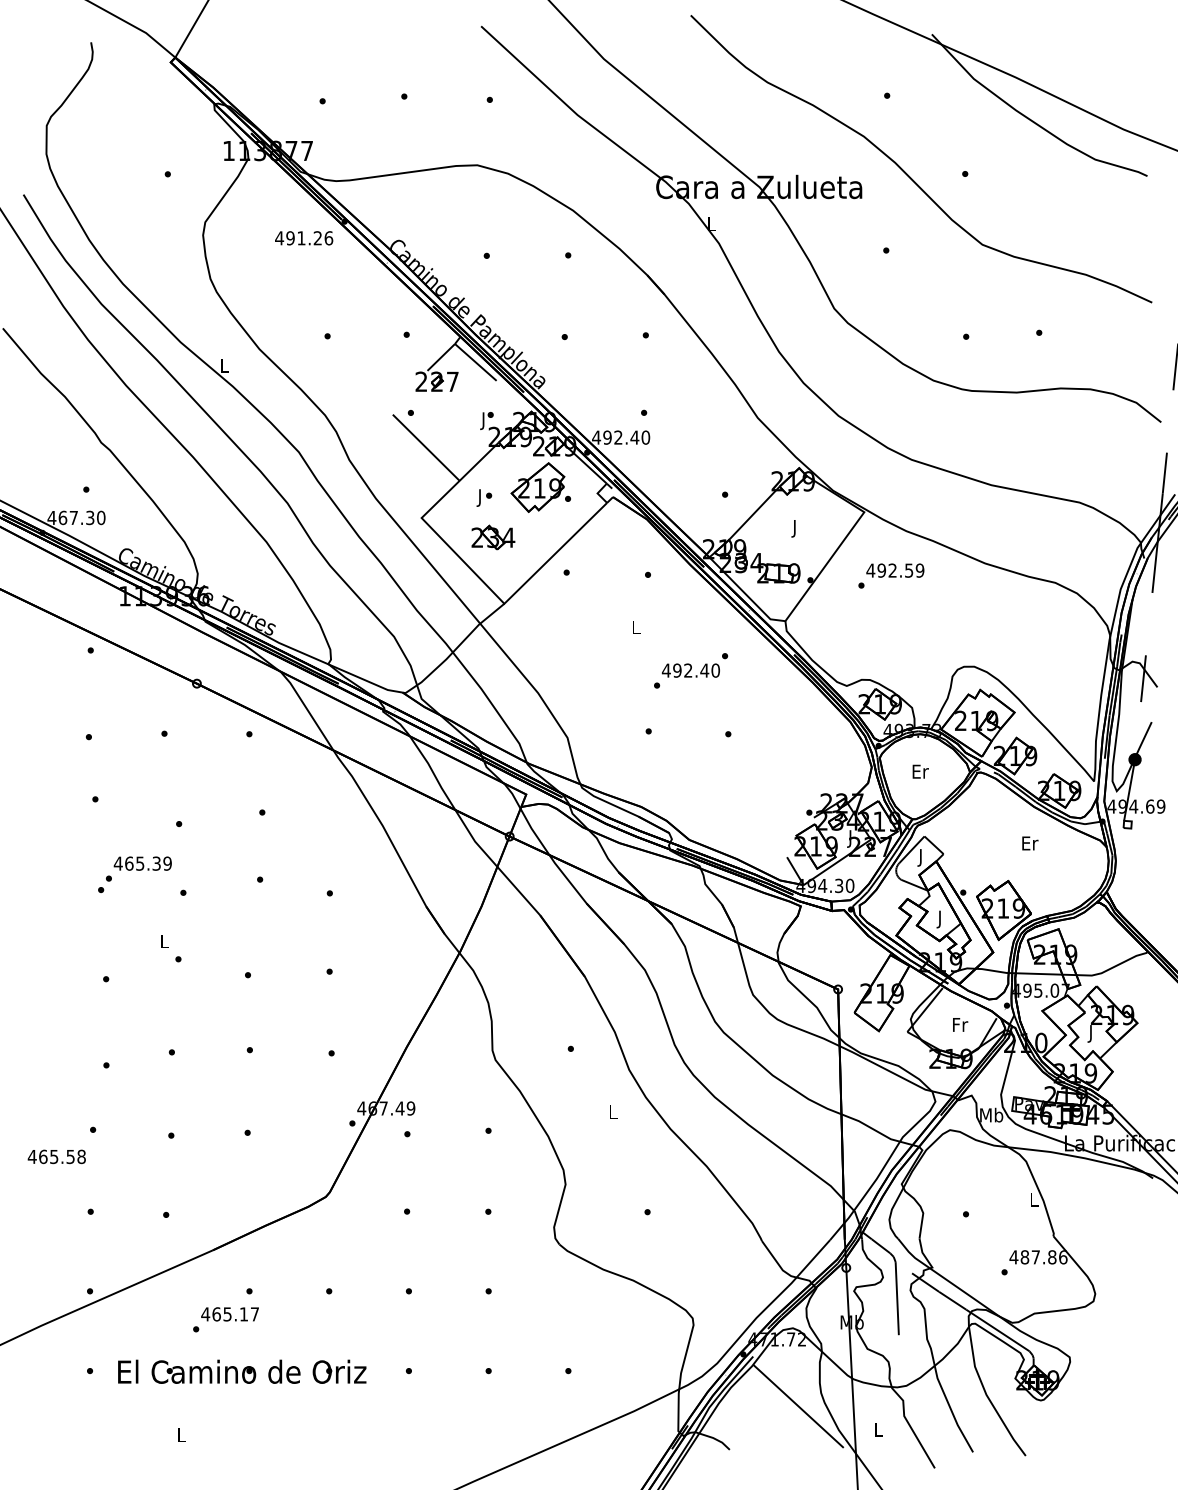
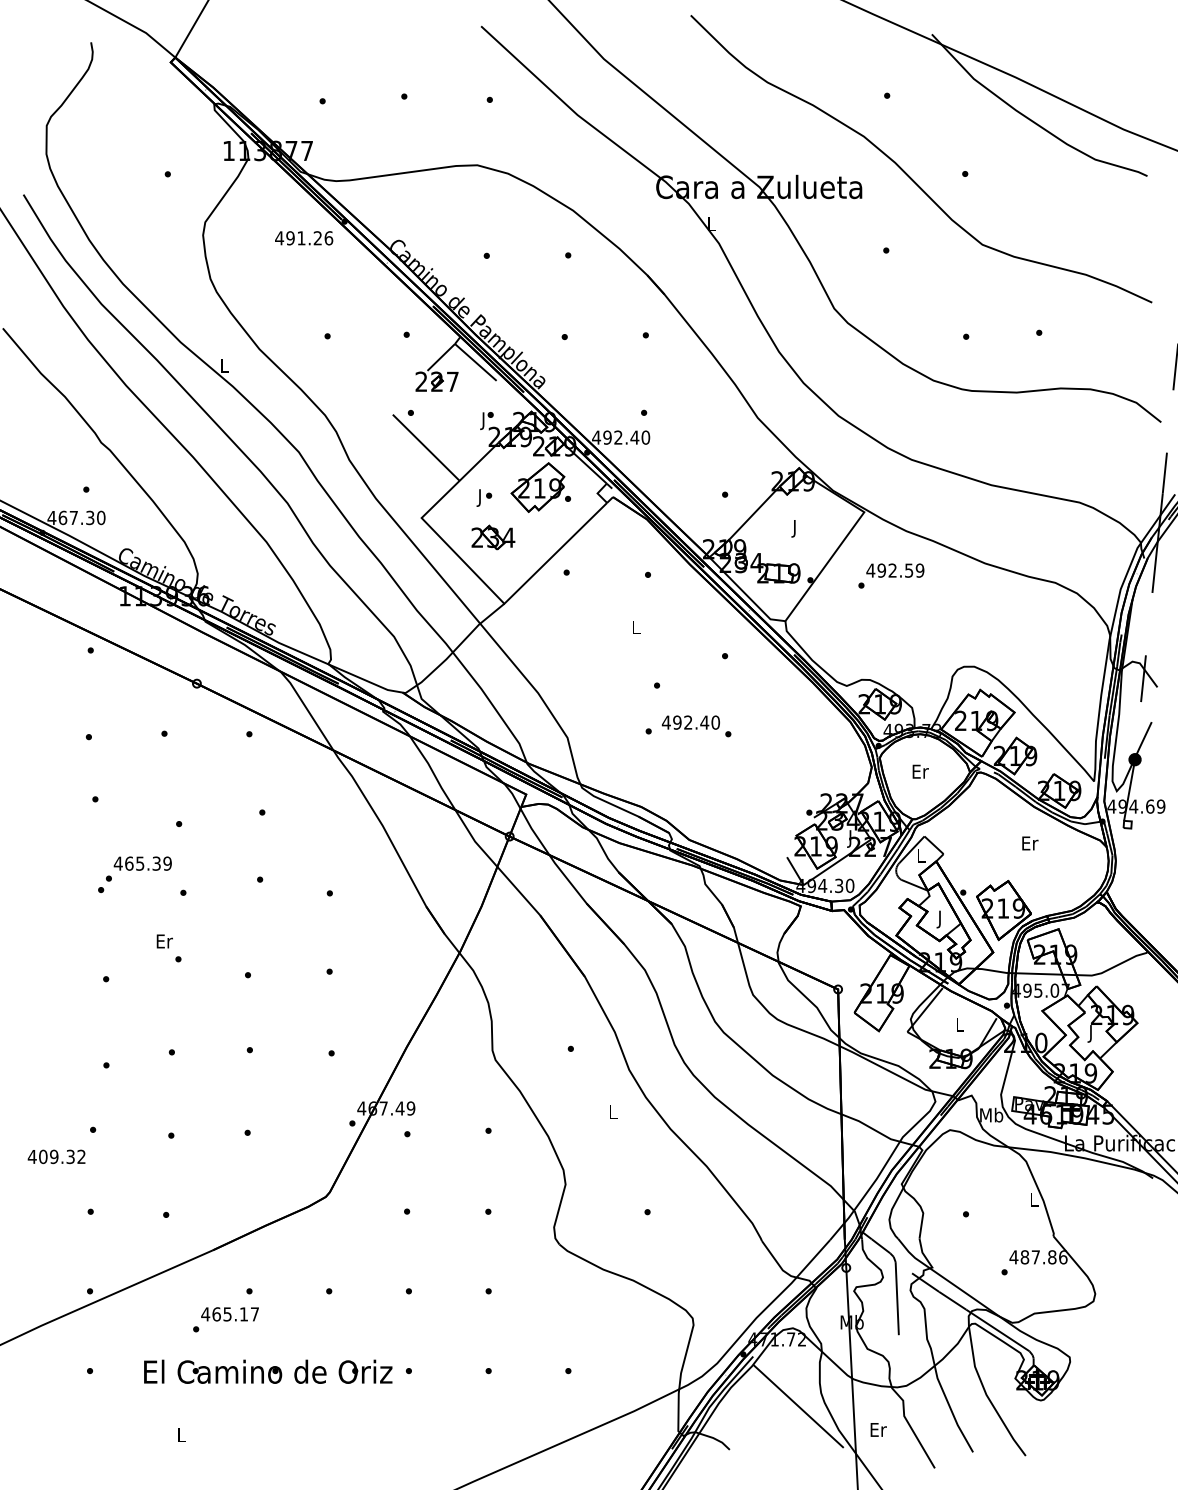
text position: (690, 670) -> (690, 722) (690, 722)
text: J -> L (921, 857)
text: L -> Er (164, 941)
text: Fr -> L (960, 1024)
text: 465.58 -> 409.32 (62, 1156)
text position: (242, 1371) -> (268, 1371) (268, 1371)
text: L -> Er (878, 1429)
